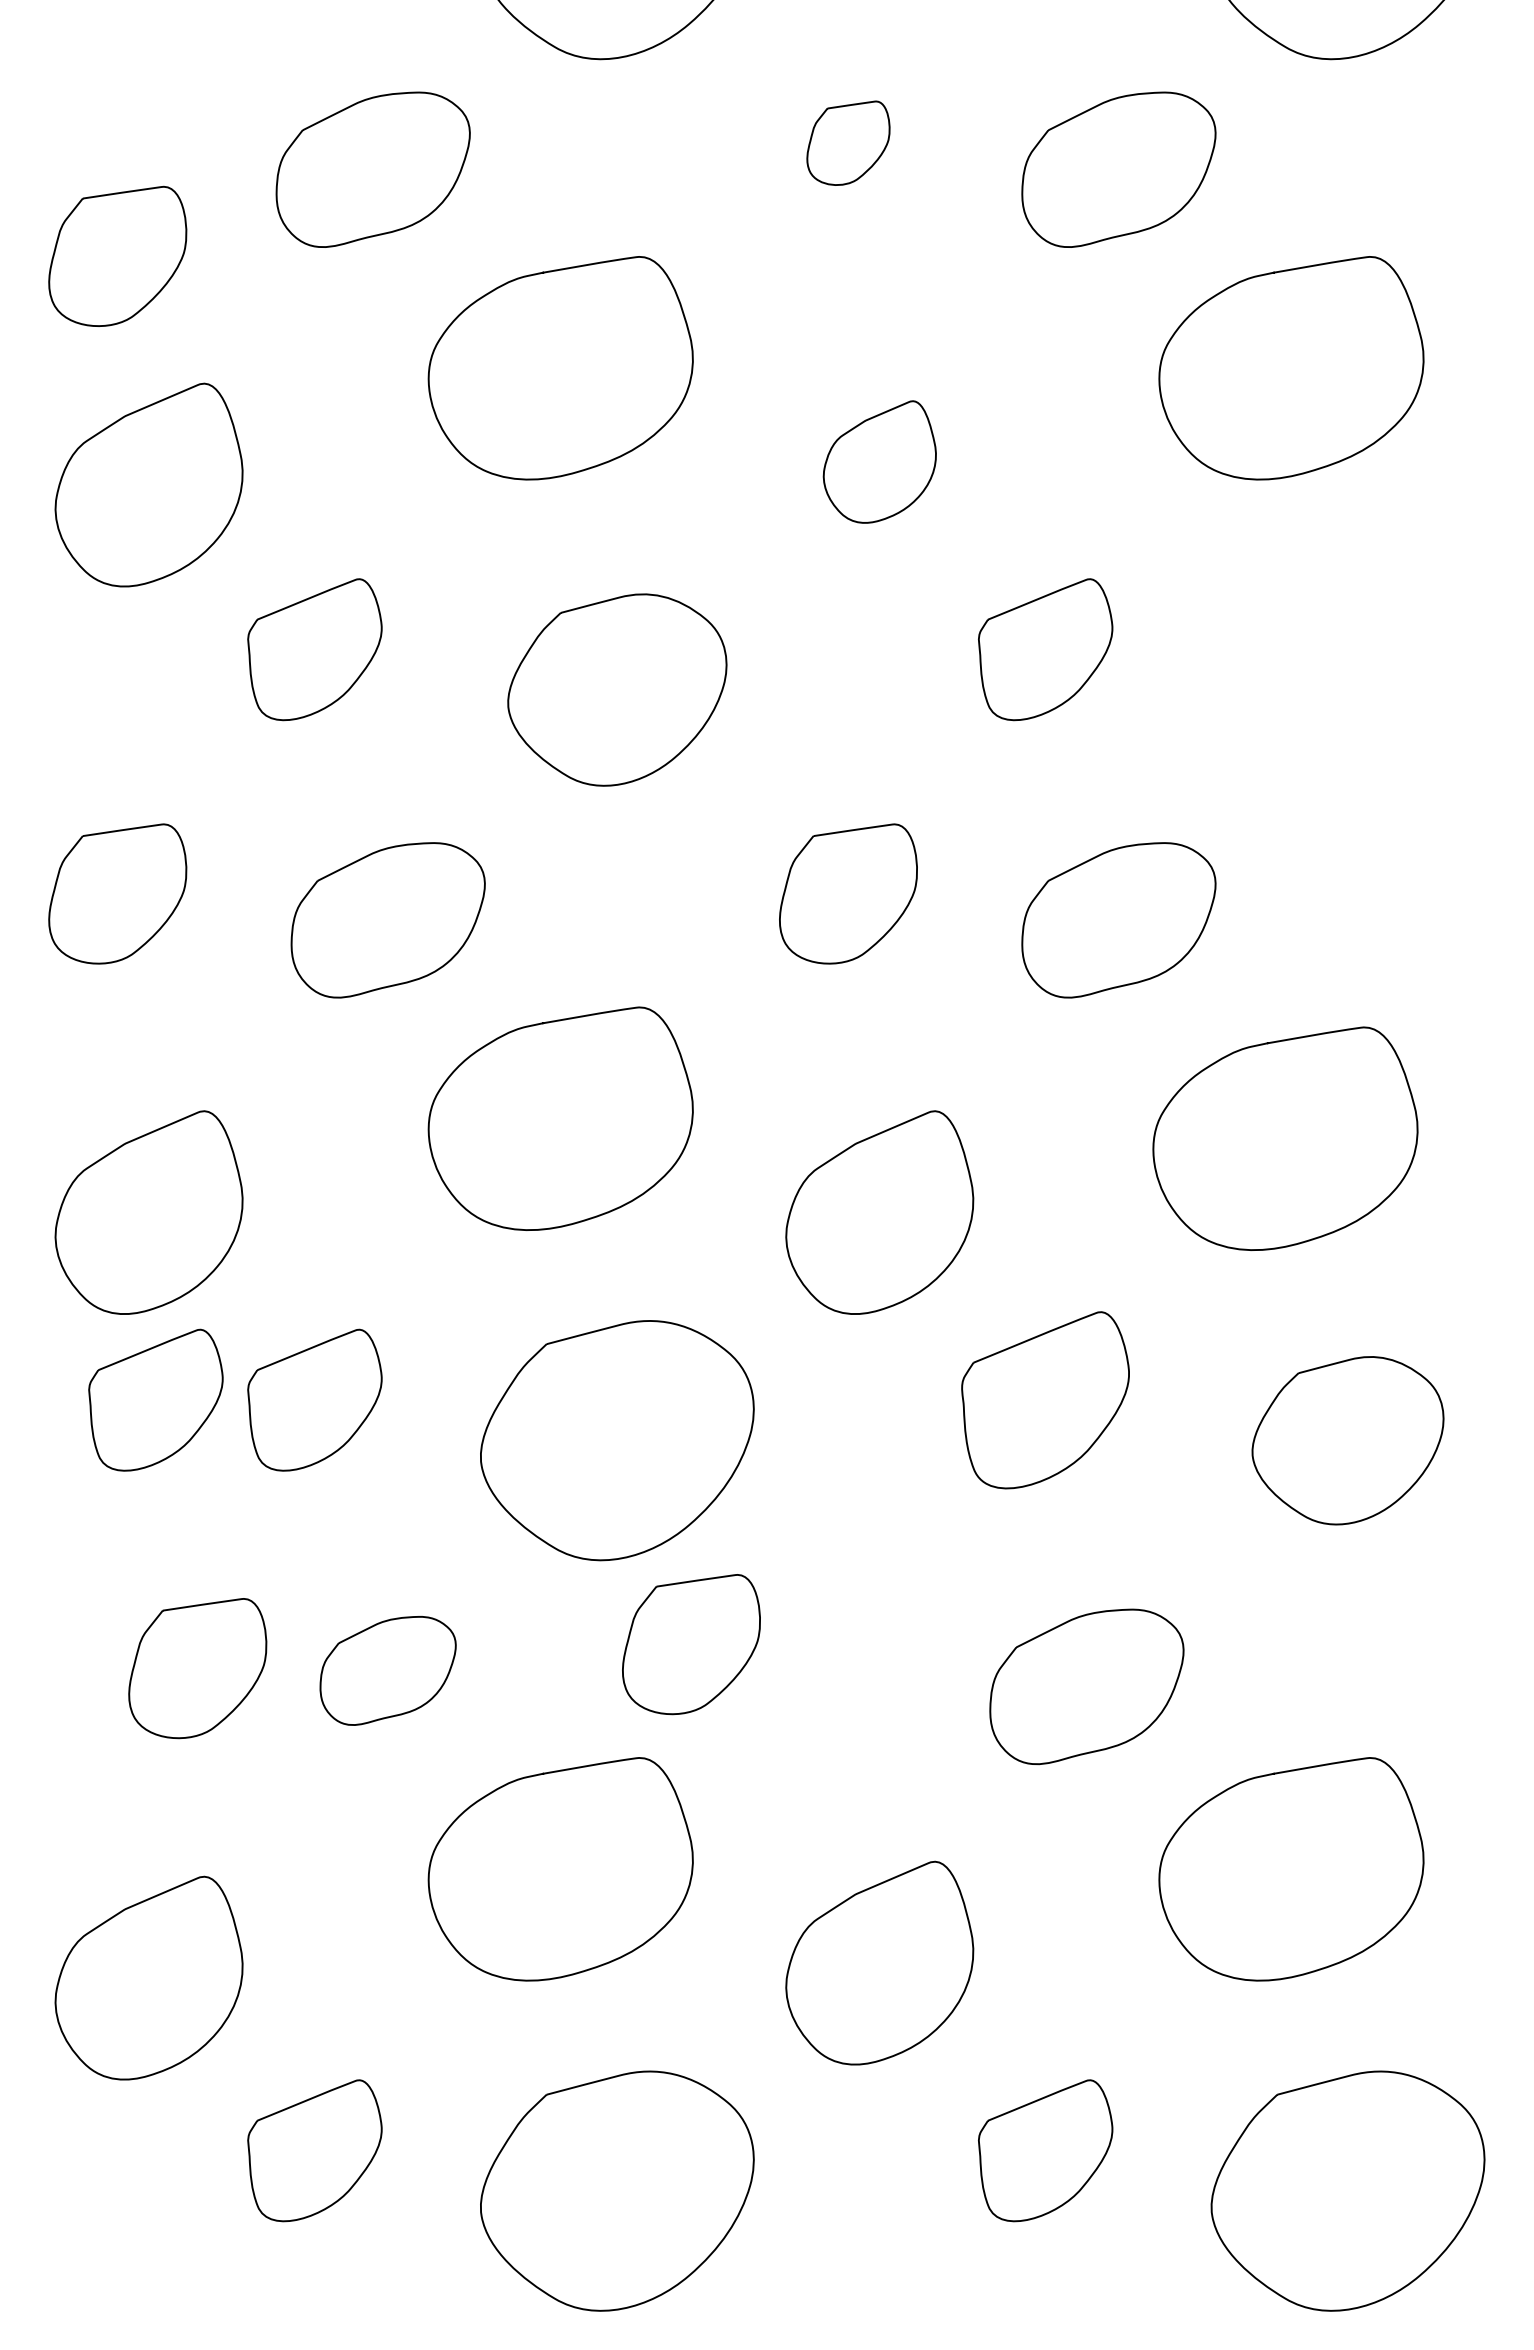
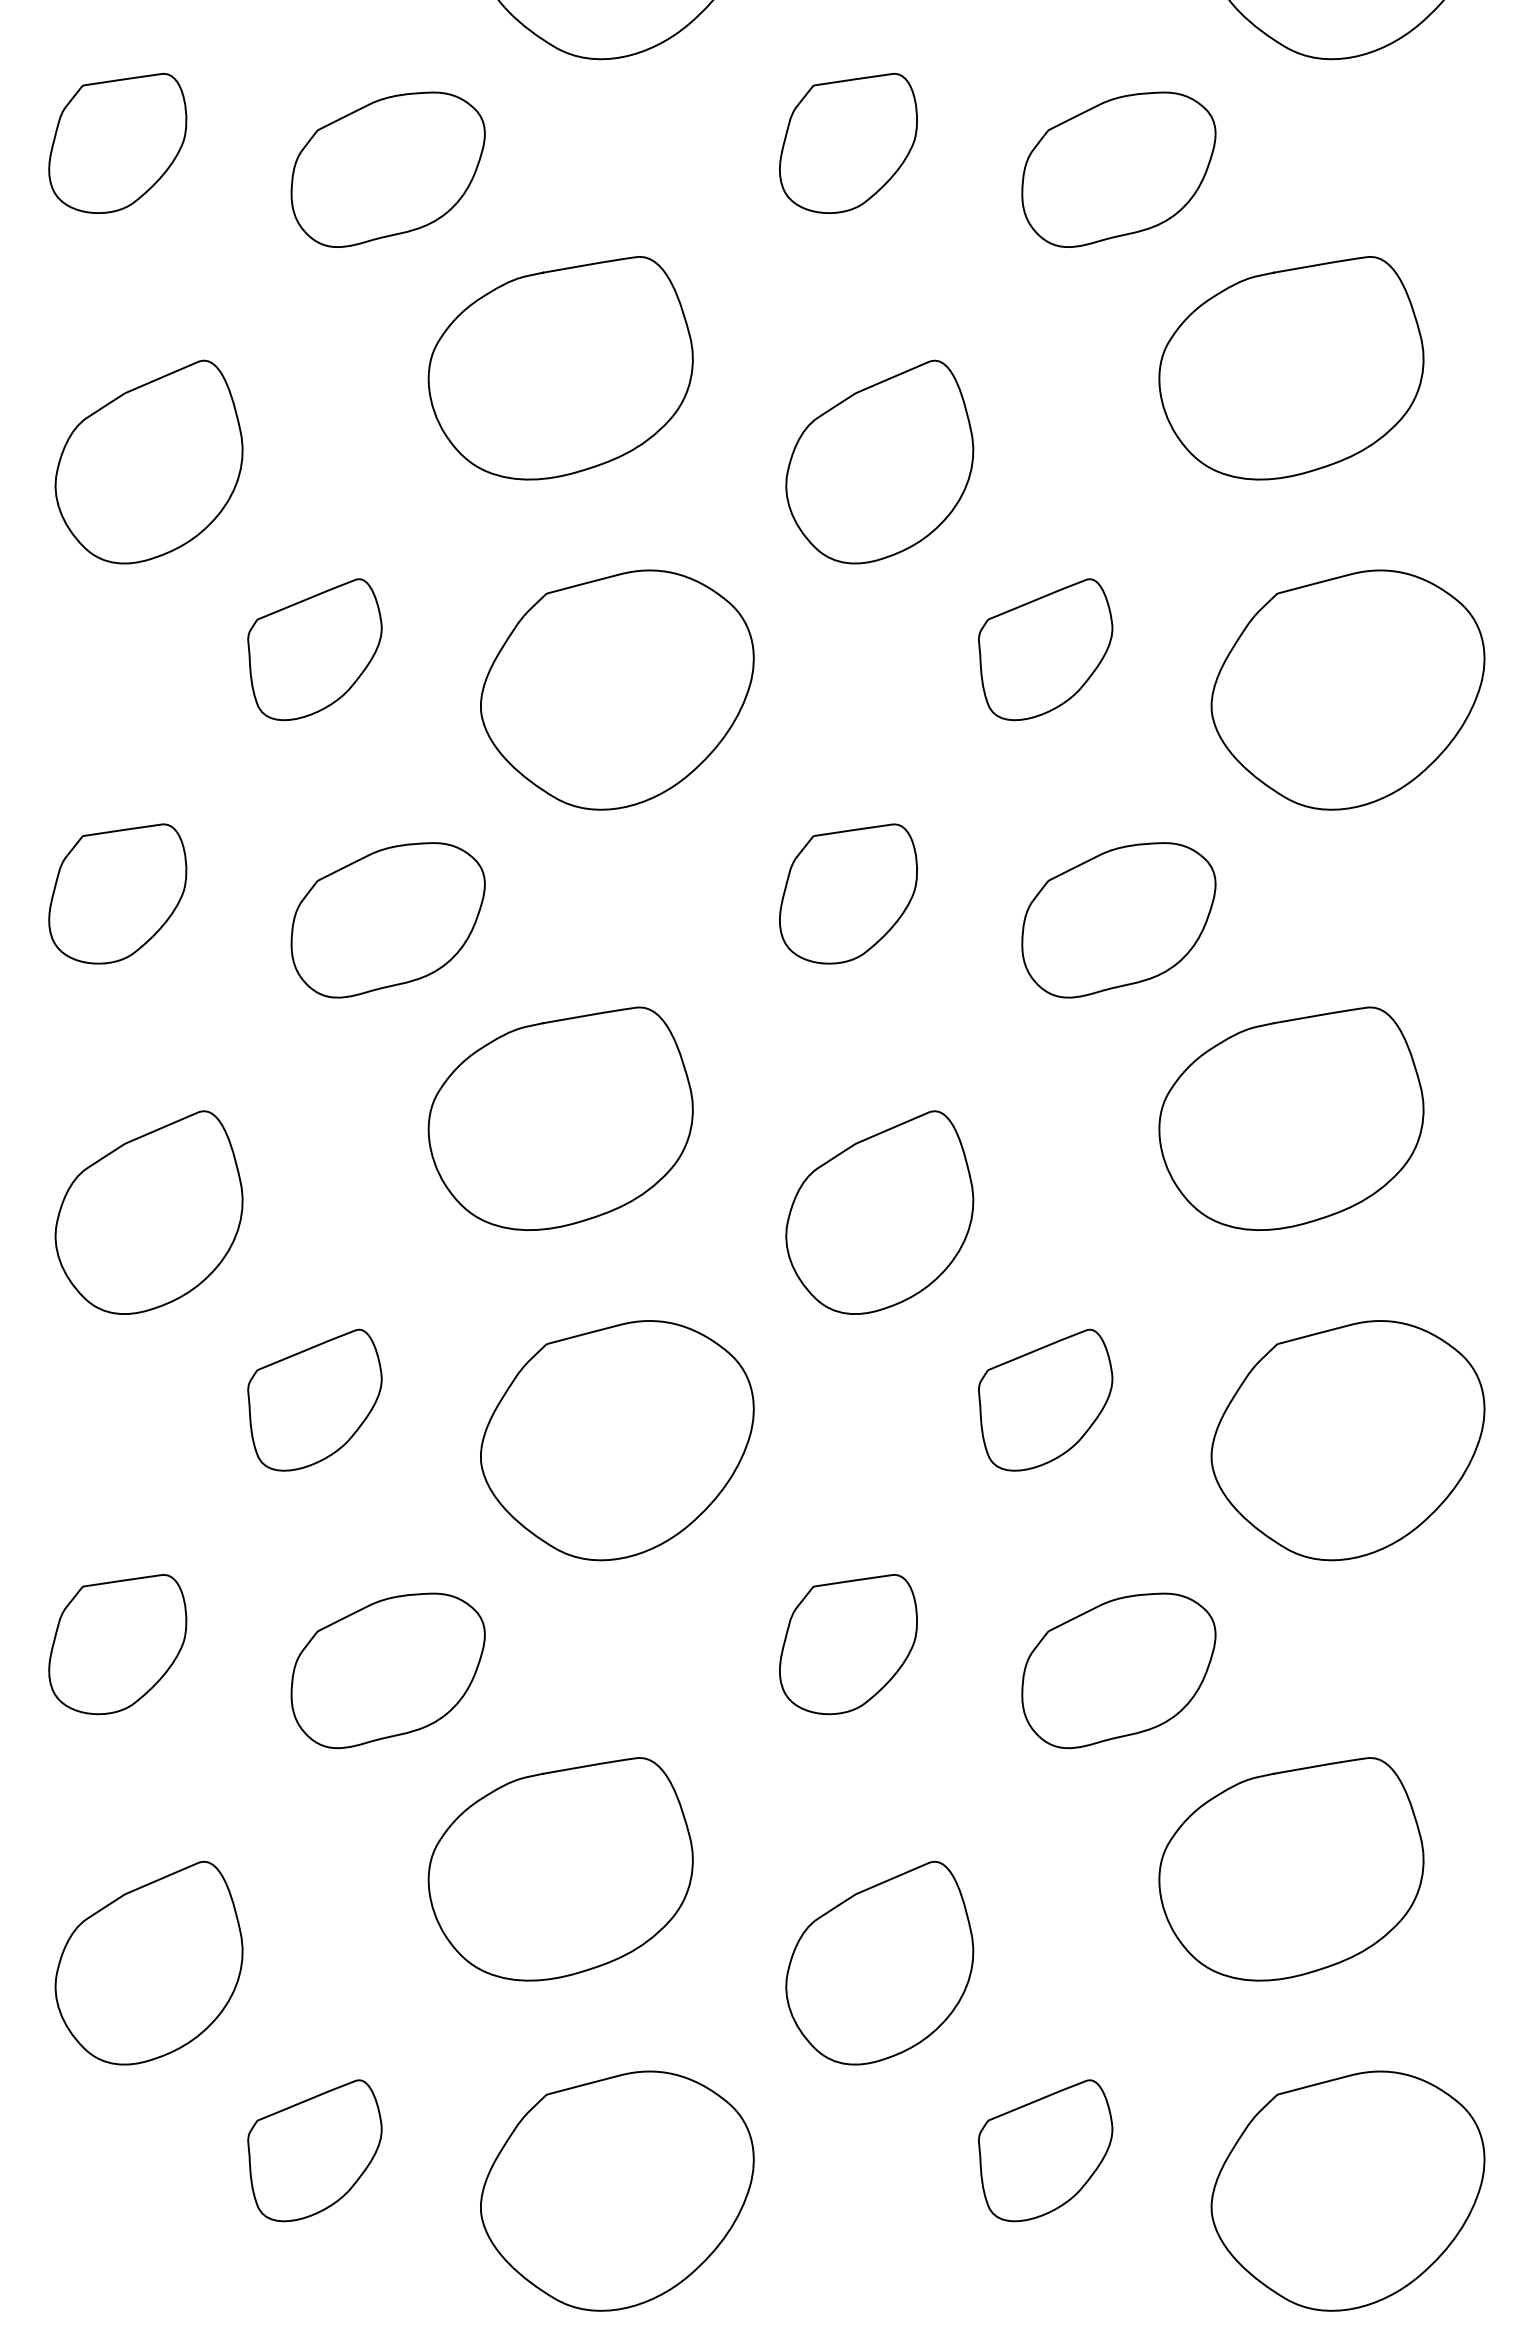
part size: 85x86 px -> 139x142 px (848, 142)
part position: (372, 169) -> (387, 169) (387, 169)
part position: (117, 255) -> (117, 142) (117, 142)
part size: 115x124 px -> 190x206 px (879, 461)
part position: (148, 484) -> (148, 461) (148, 461)
part size: 221x194 px -> 275x242 px (617, 689)
part: none -> present (1347, 689)
curve position: (1268, 1044) -> (1274, 1024) (1274, 1024)
part: present -> none (155, 1399)
part size: 169x179 px -> 136x144 px (1045, 1399)
part size: 194x170 px -> 276x242 px (1347, 1440)
part position: (691, 1644) -> (848, 1644) (848, 1644)
part position: (197, 1668) -> (117, 1644) (117, 1644)
part size: 138x110 px -> 196x158 px (387, 1670)
part position: (1086, 1686) -> (1118, 1670) (1118, 1670)
part position: (148, 1977) -> (148, 1962) (148, 1962)
